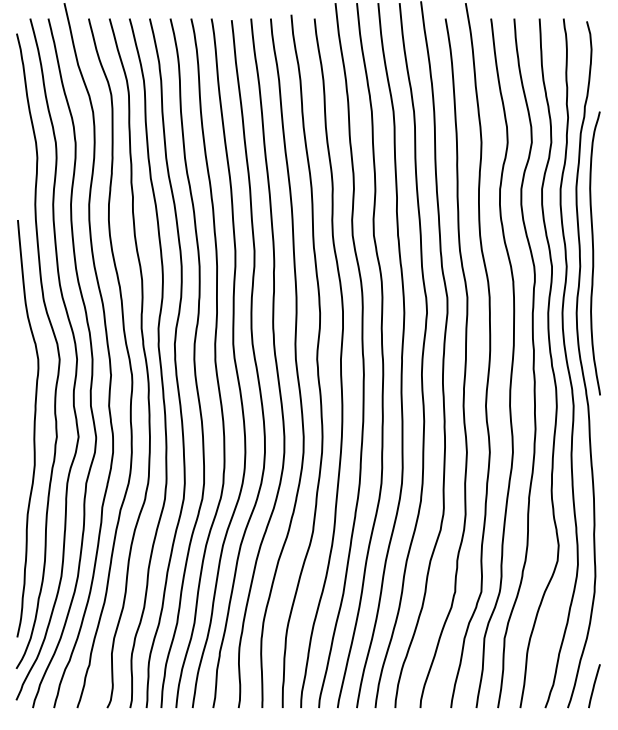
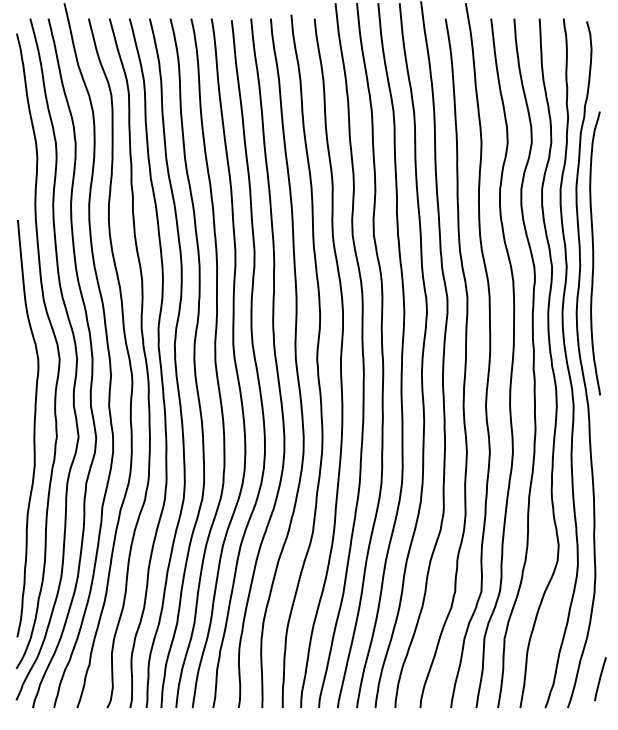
line position: (594, 686) -> (600, 679) (600, 679)
